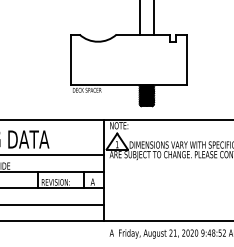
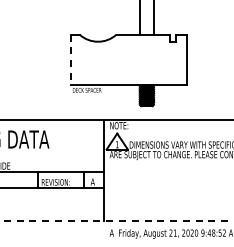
line: solid -> dashed (71, 60)
line: present -> none (53, 155)
line: present -> none (53, 204)
line: solid -> dashed (116, 220)
